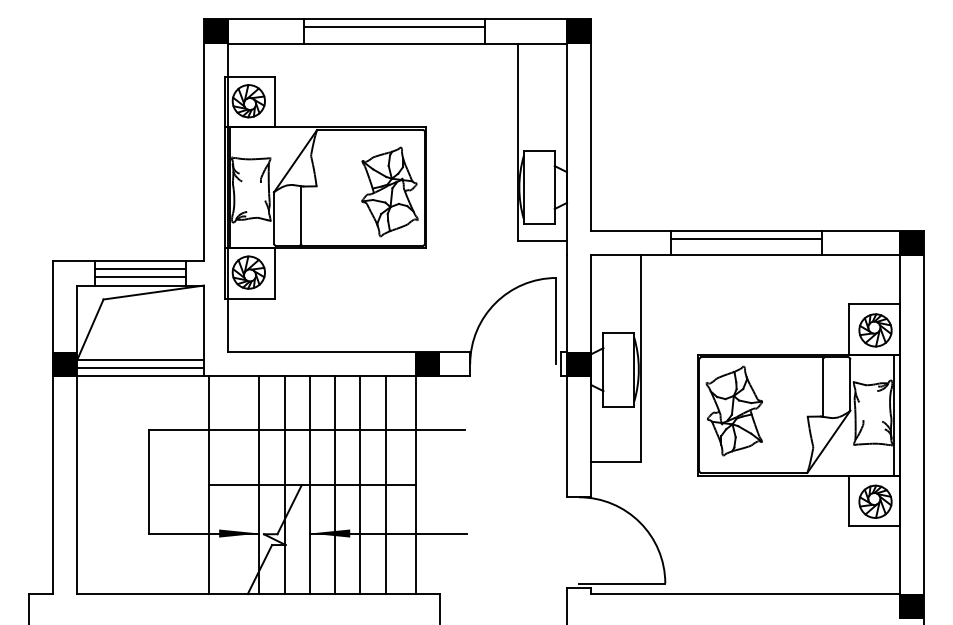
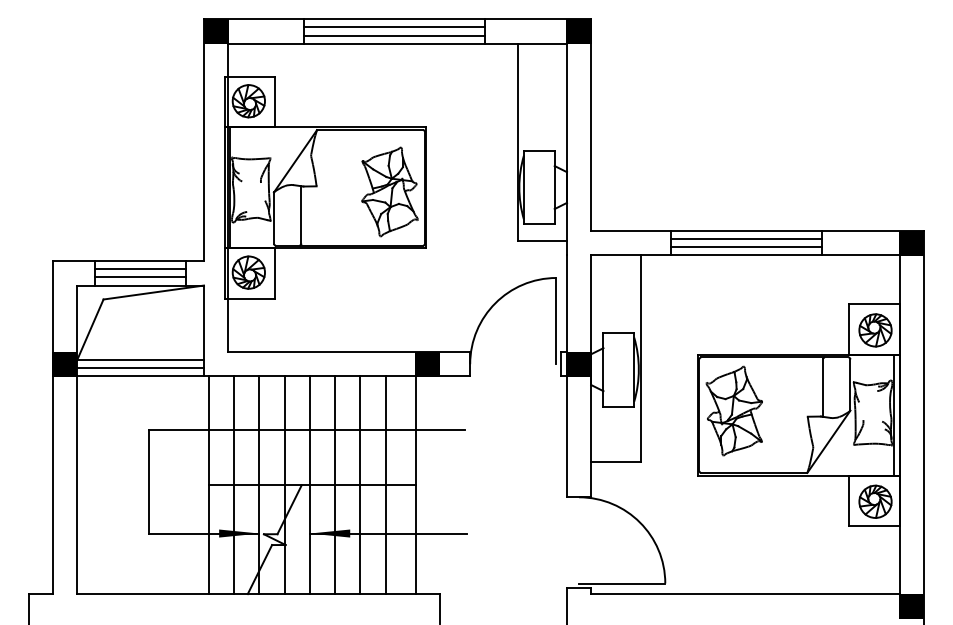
line: none -> present (394, 35)
line: none -> present (745, 247)
line: none -> present (234, 485)
